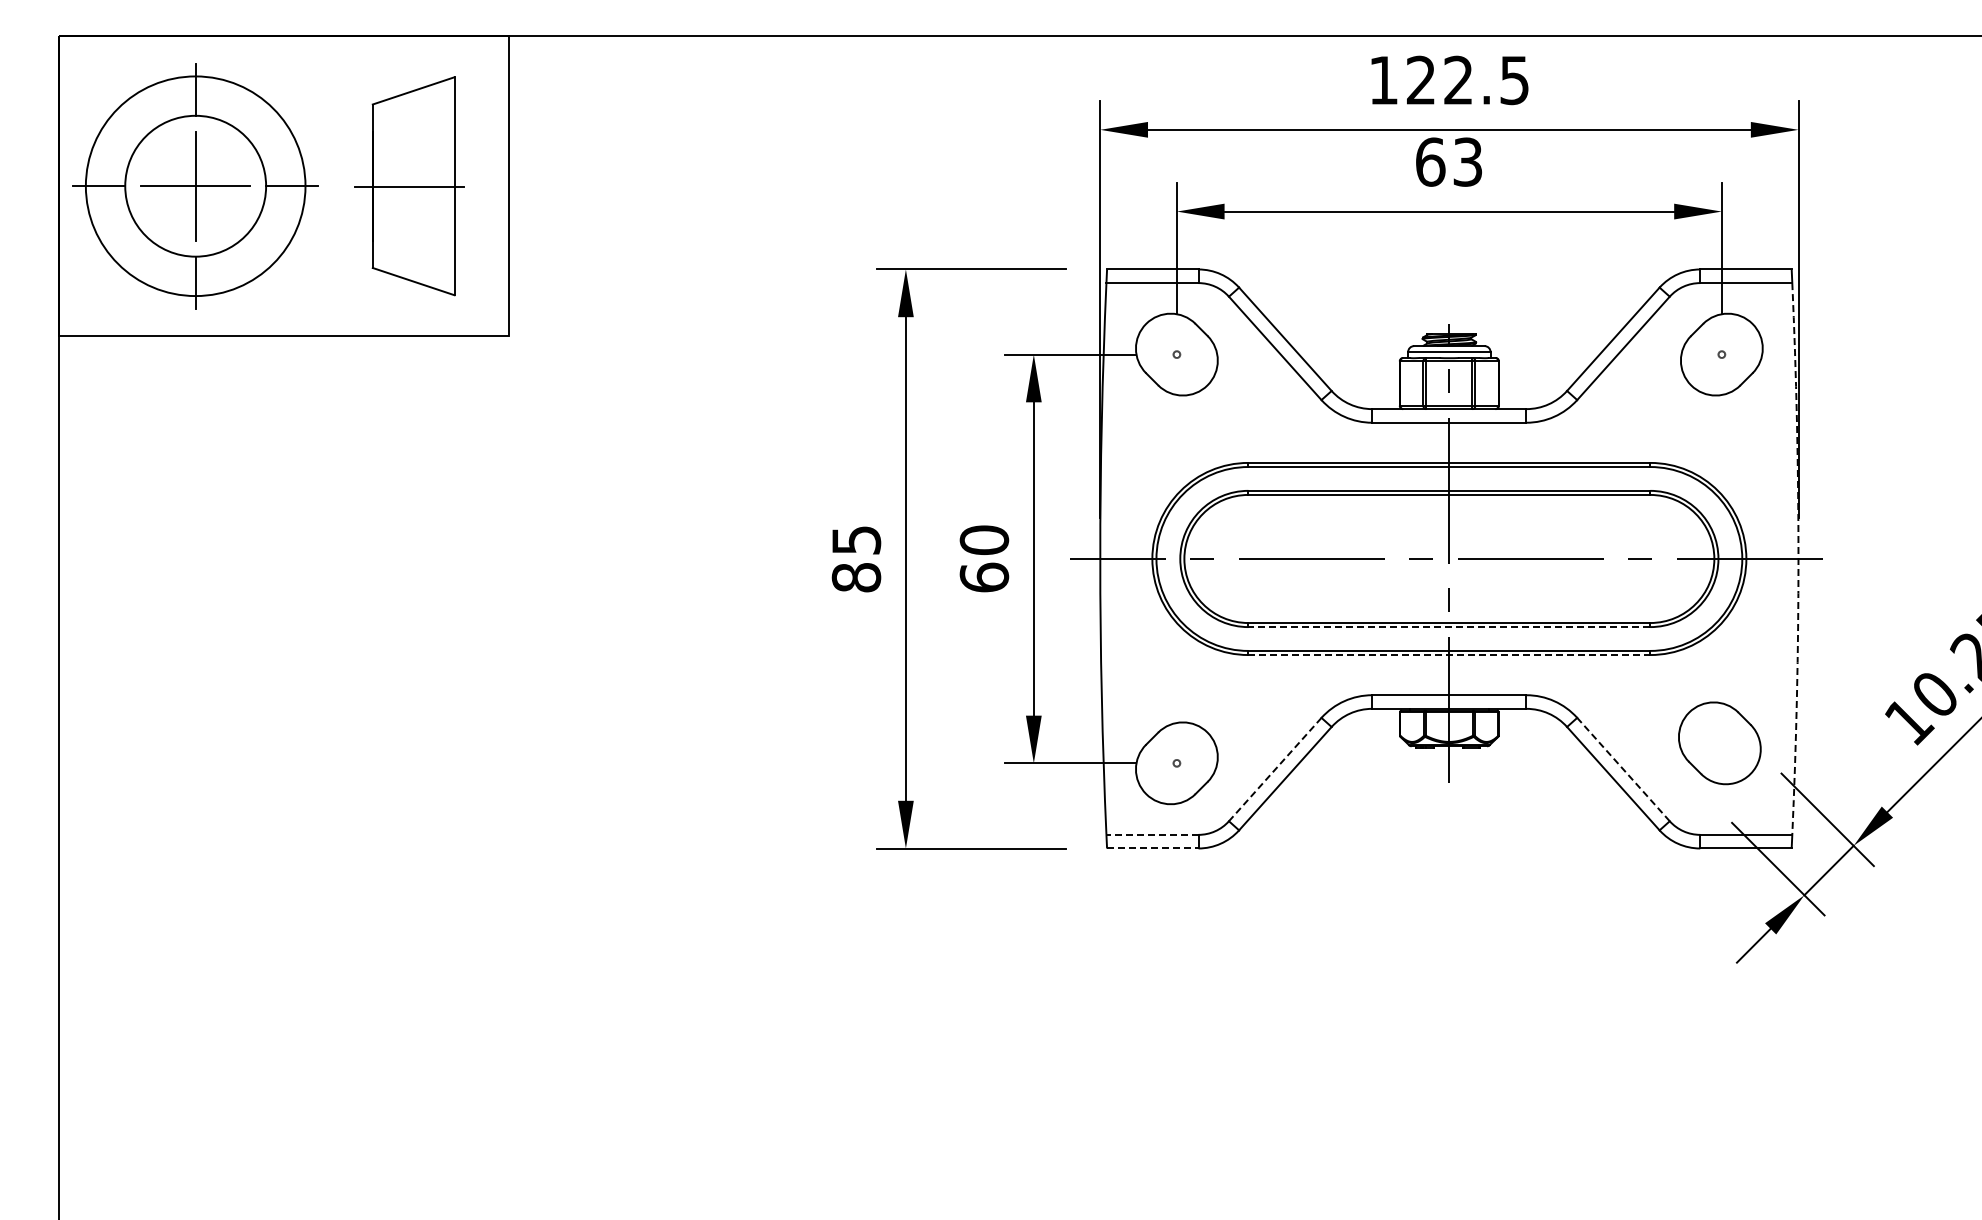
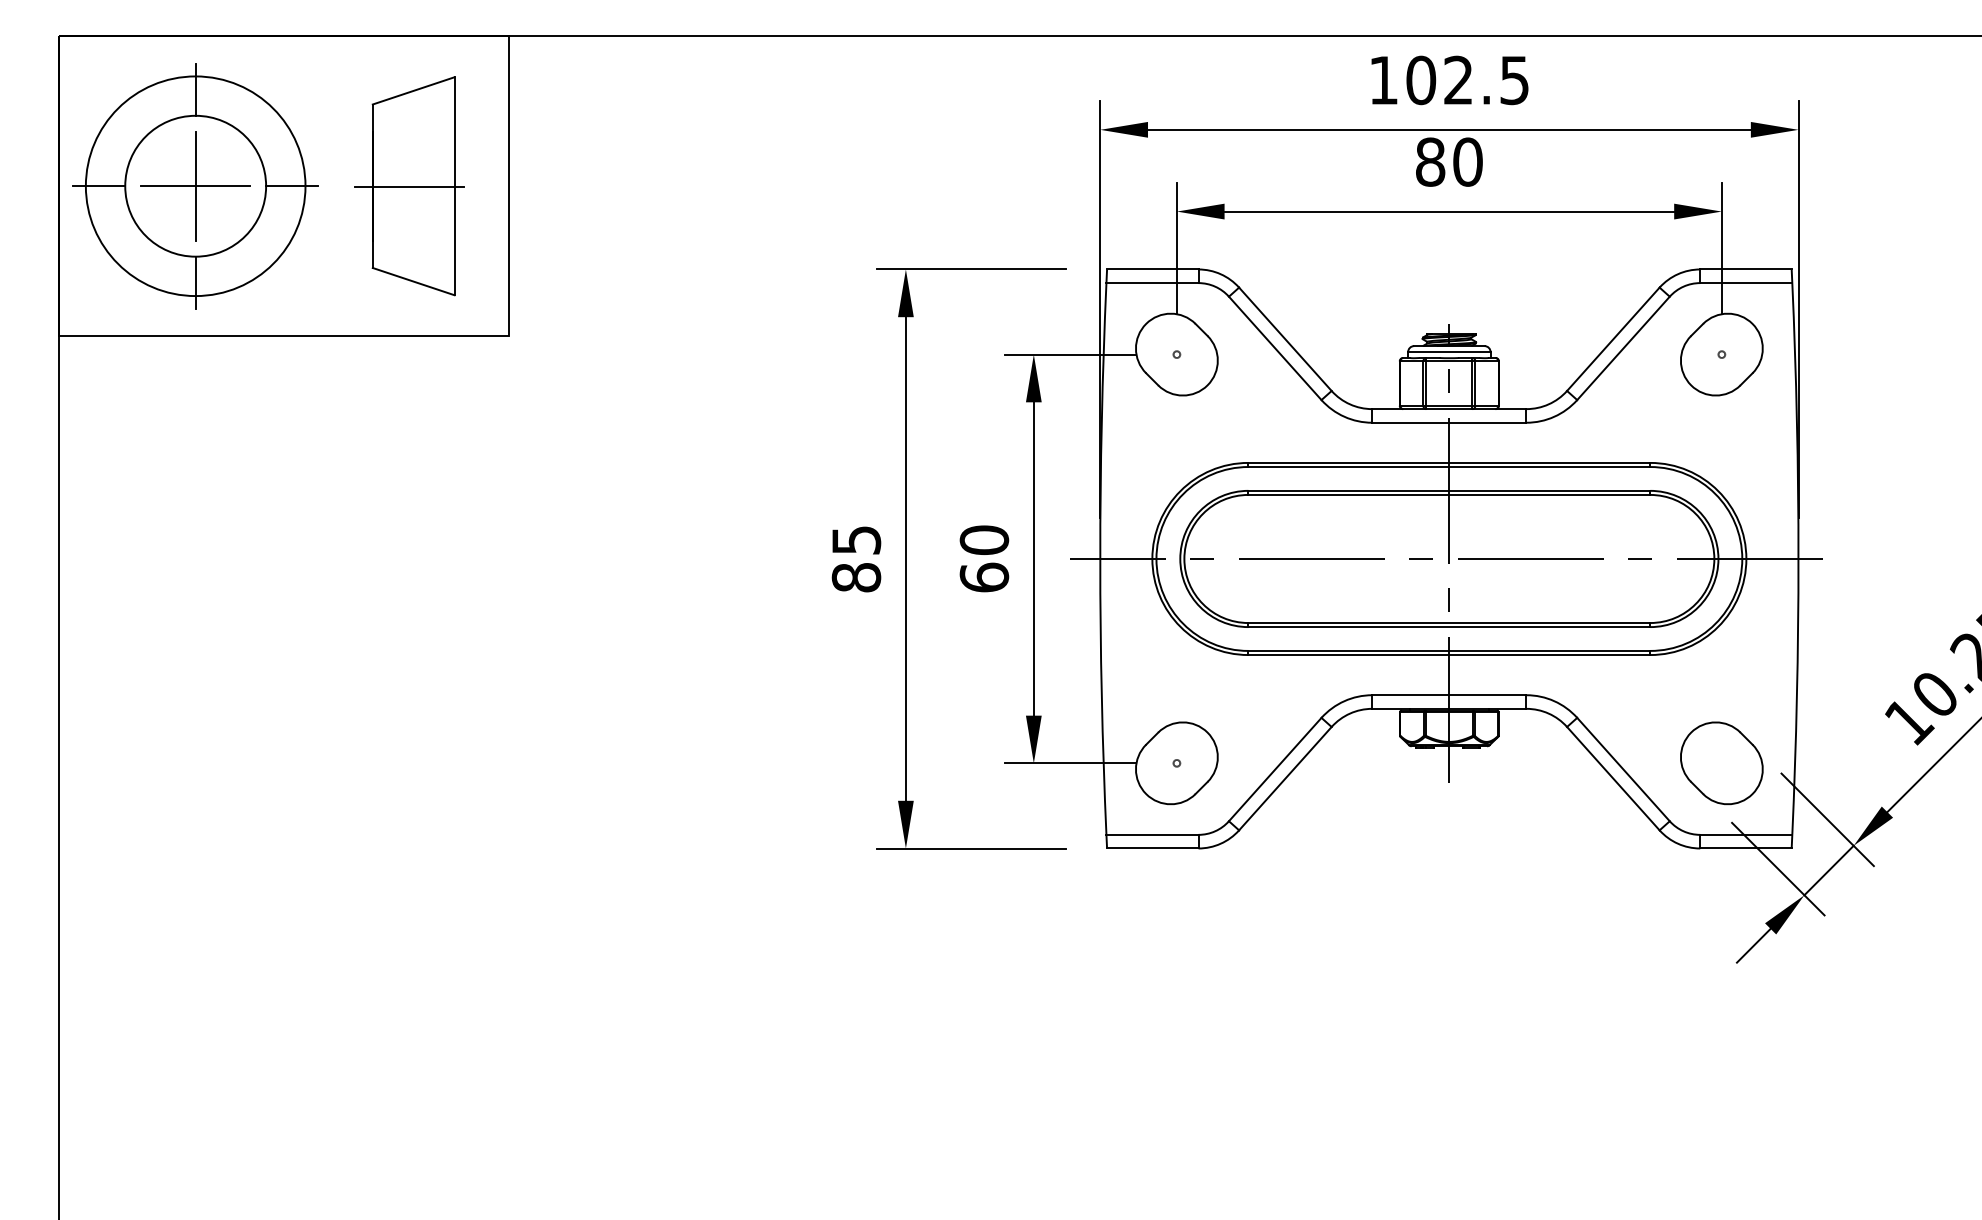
text: 122.5 -> 102.5 (1421, 80)
text: 63 -> 80 (1449, 161)
arc: dashed -> solid (1798, 558)
line: dashed -> solid (1449, 627)
line: dashed -> solid (1449, 655)
part position: (1719, 743) -> (1721, 763) (1721, 763)
line: dashed -> solid (1274, 769)
line: dashed -> solid (1623, 769)
line: dashed -> solid (1151, 834)
line: dashed -> solid (1152, 848)
